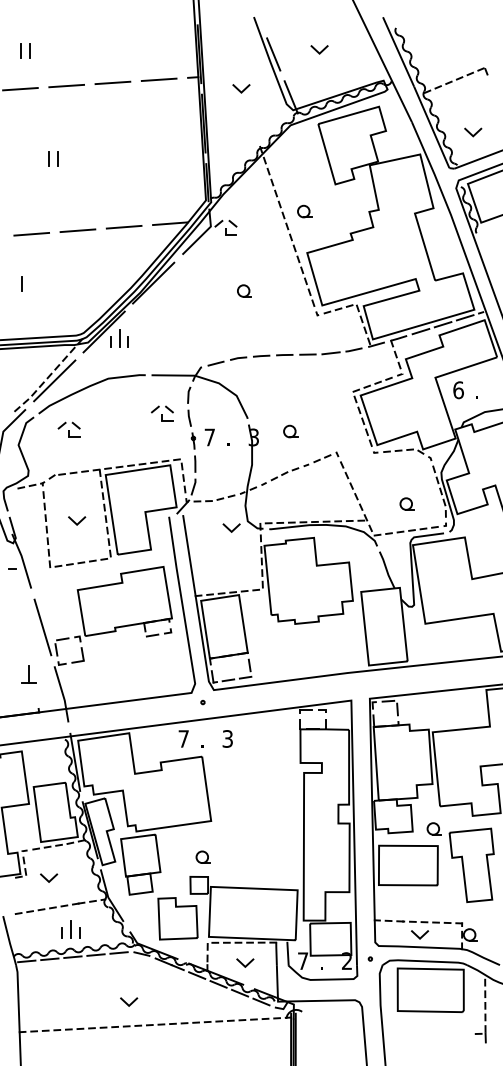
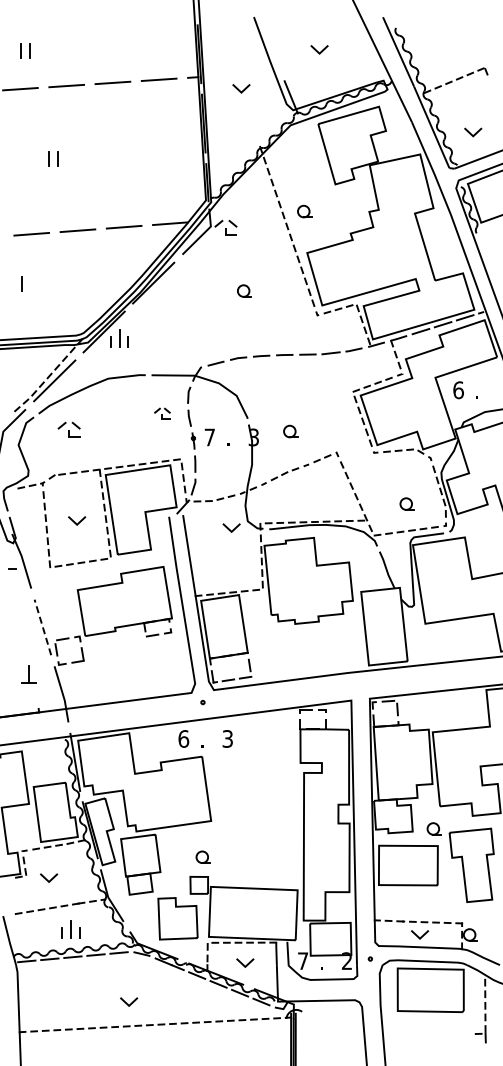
line: present -> none (273, 54)
part size: 23x17 px -> 17x13 px (162, 413)
line: solid -> dashed (42, 627)
text: 7 -> 6 (183, 738)
